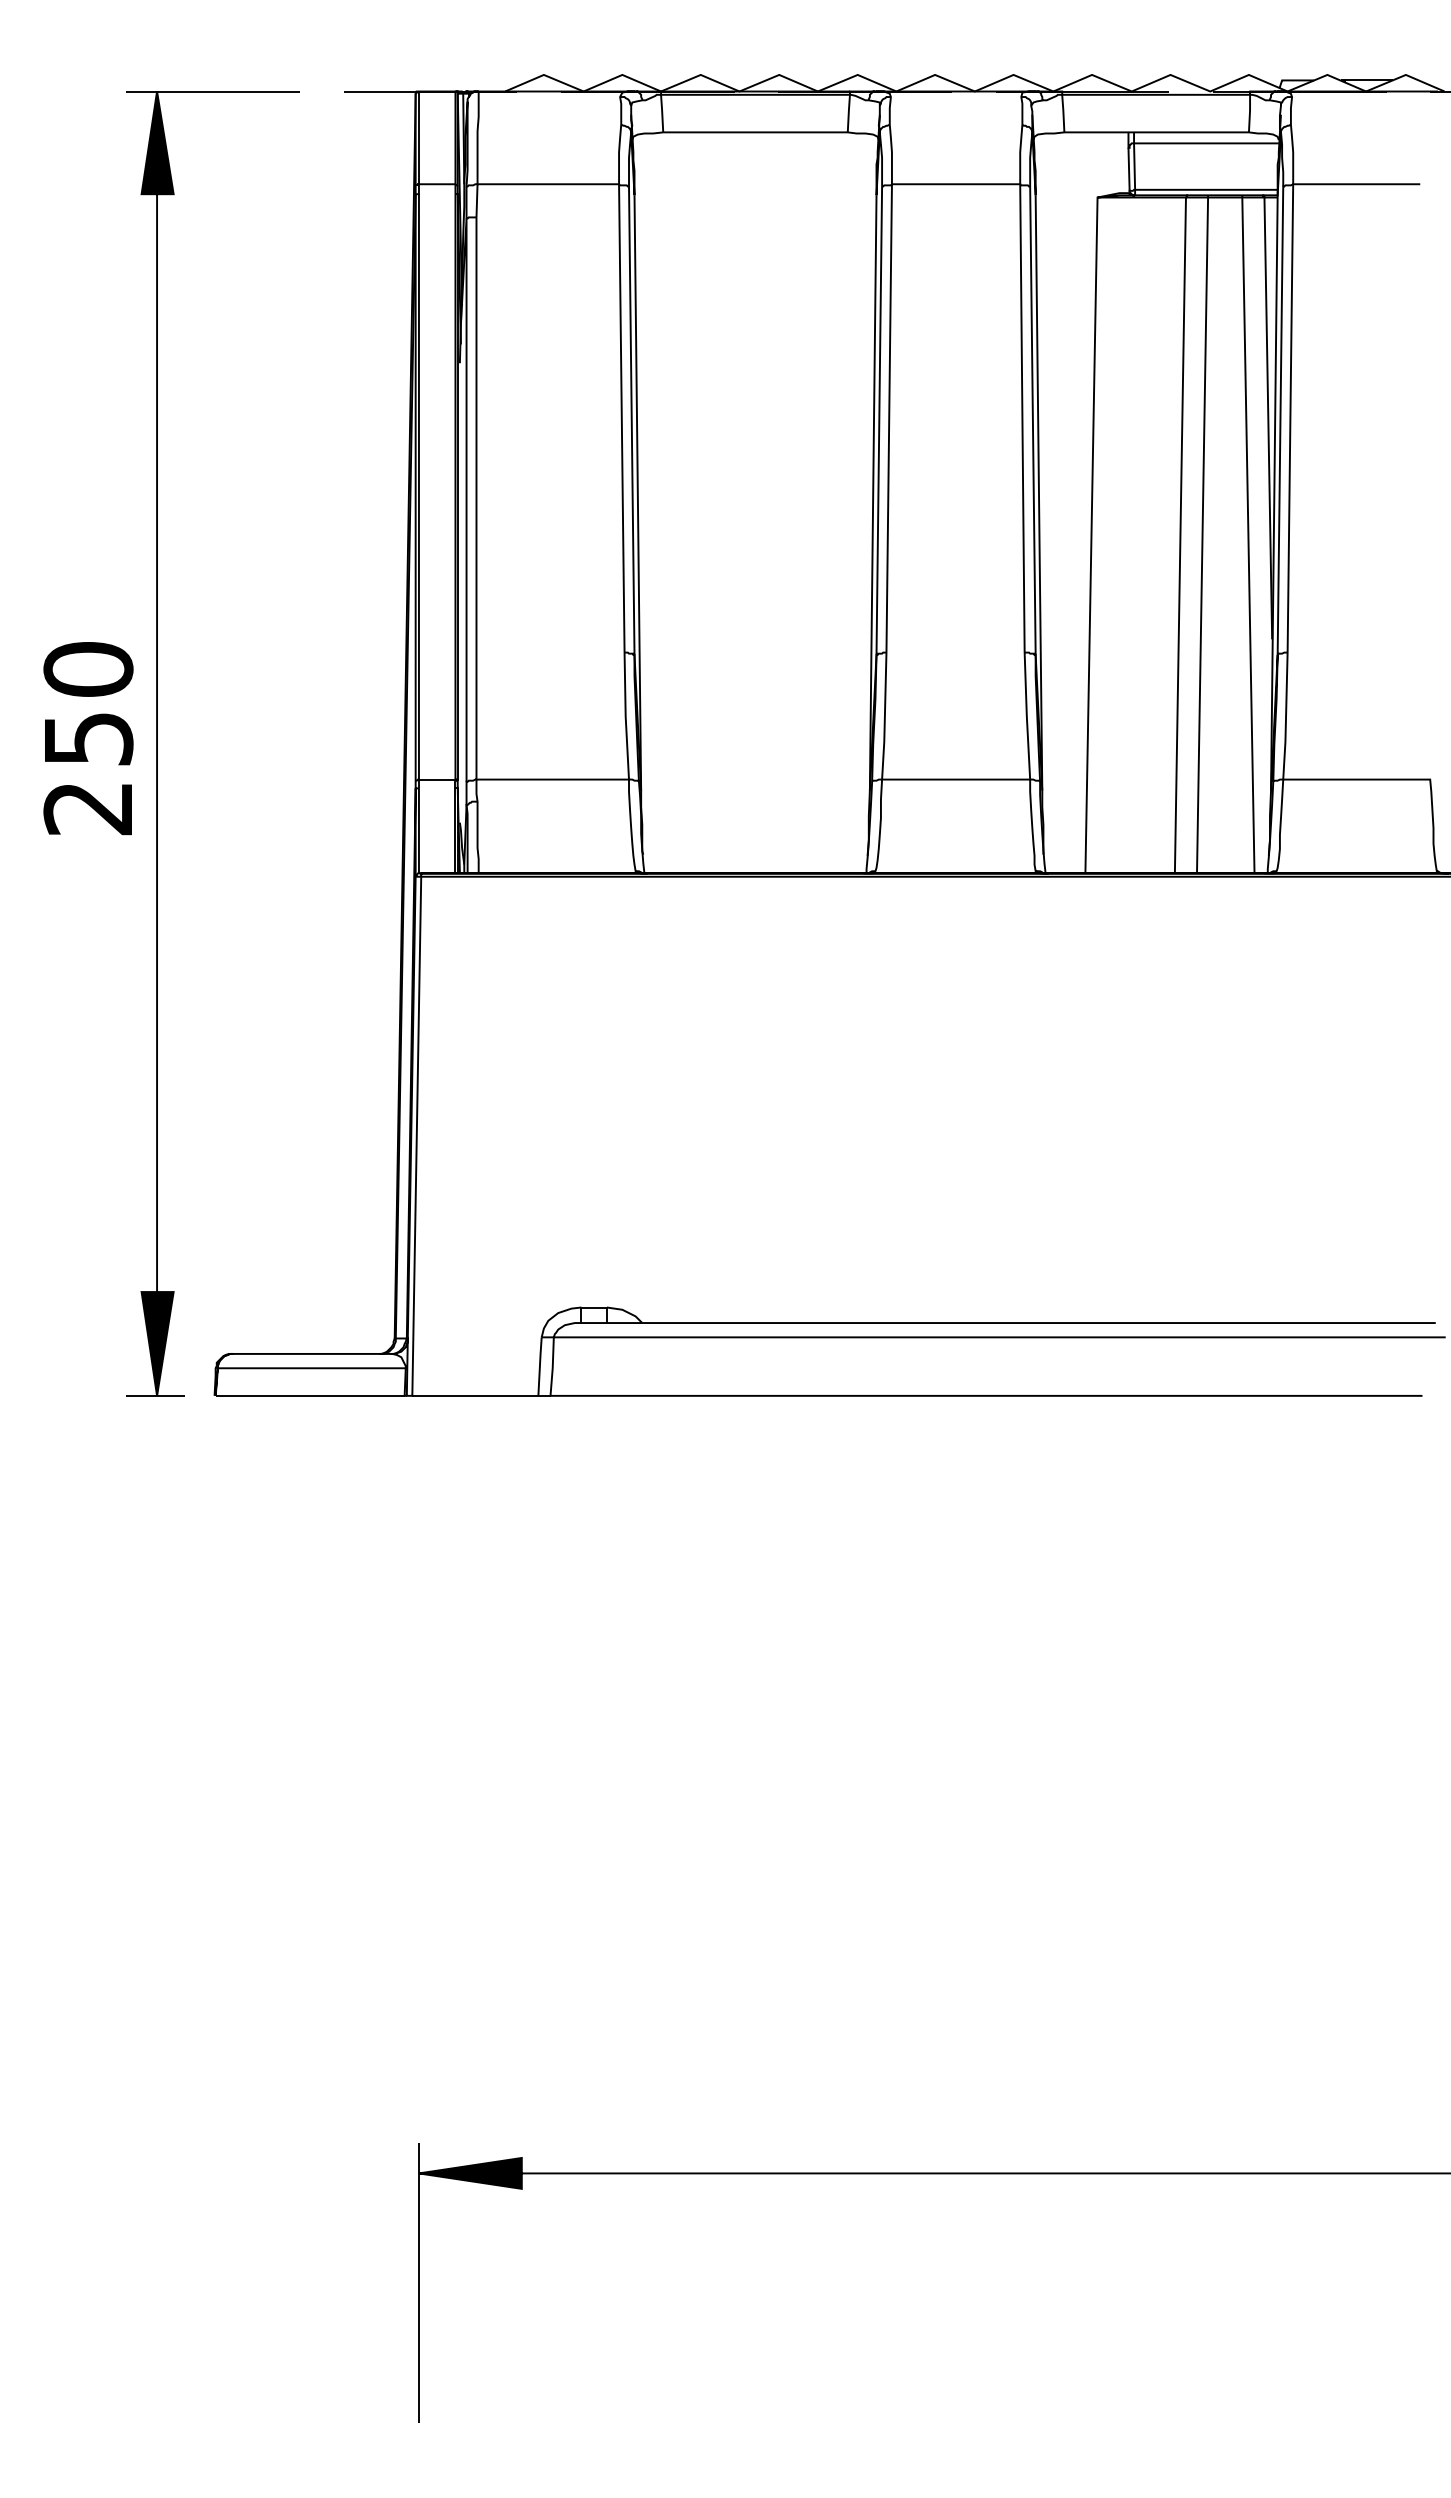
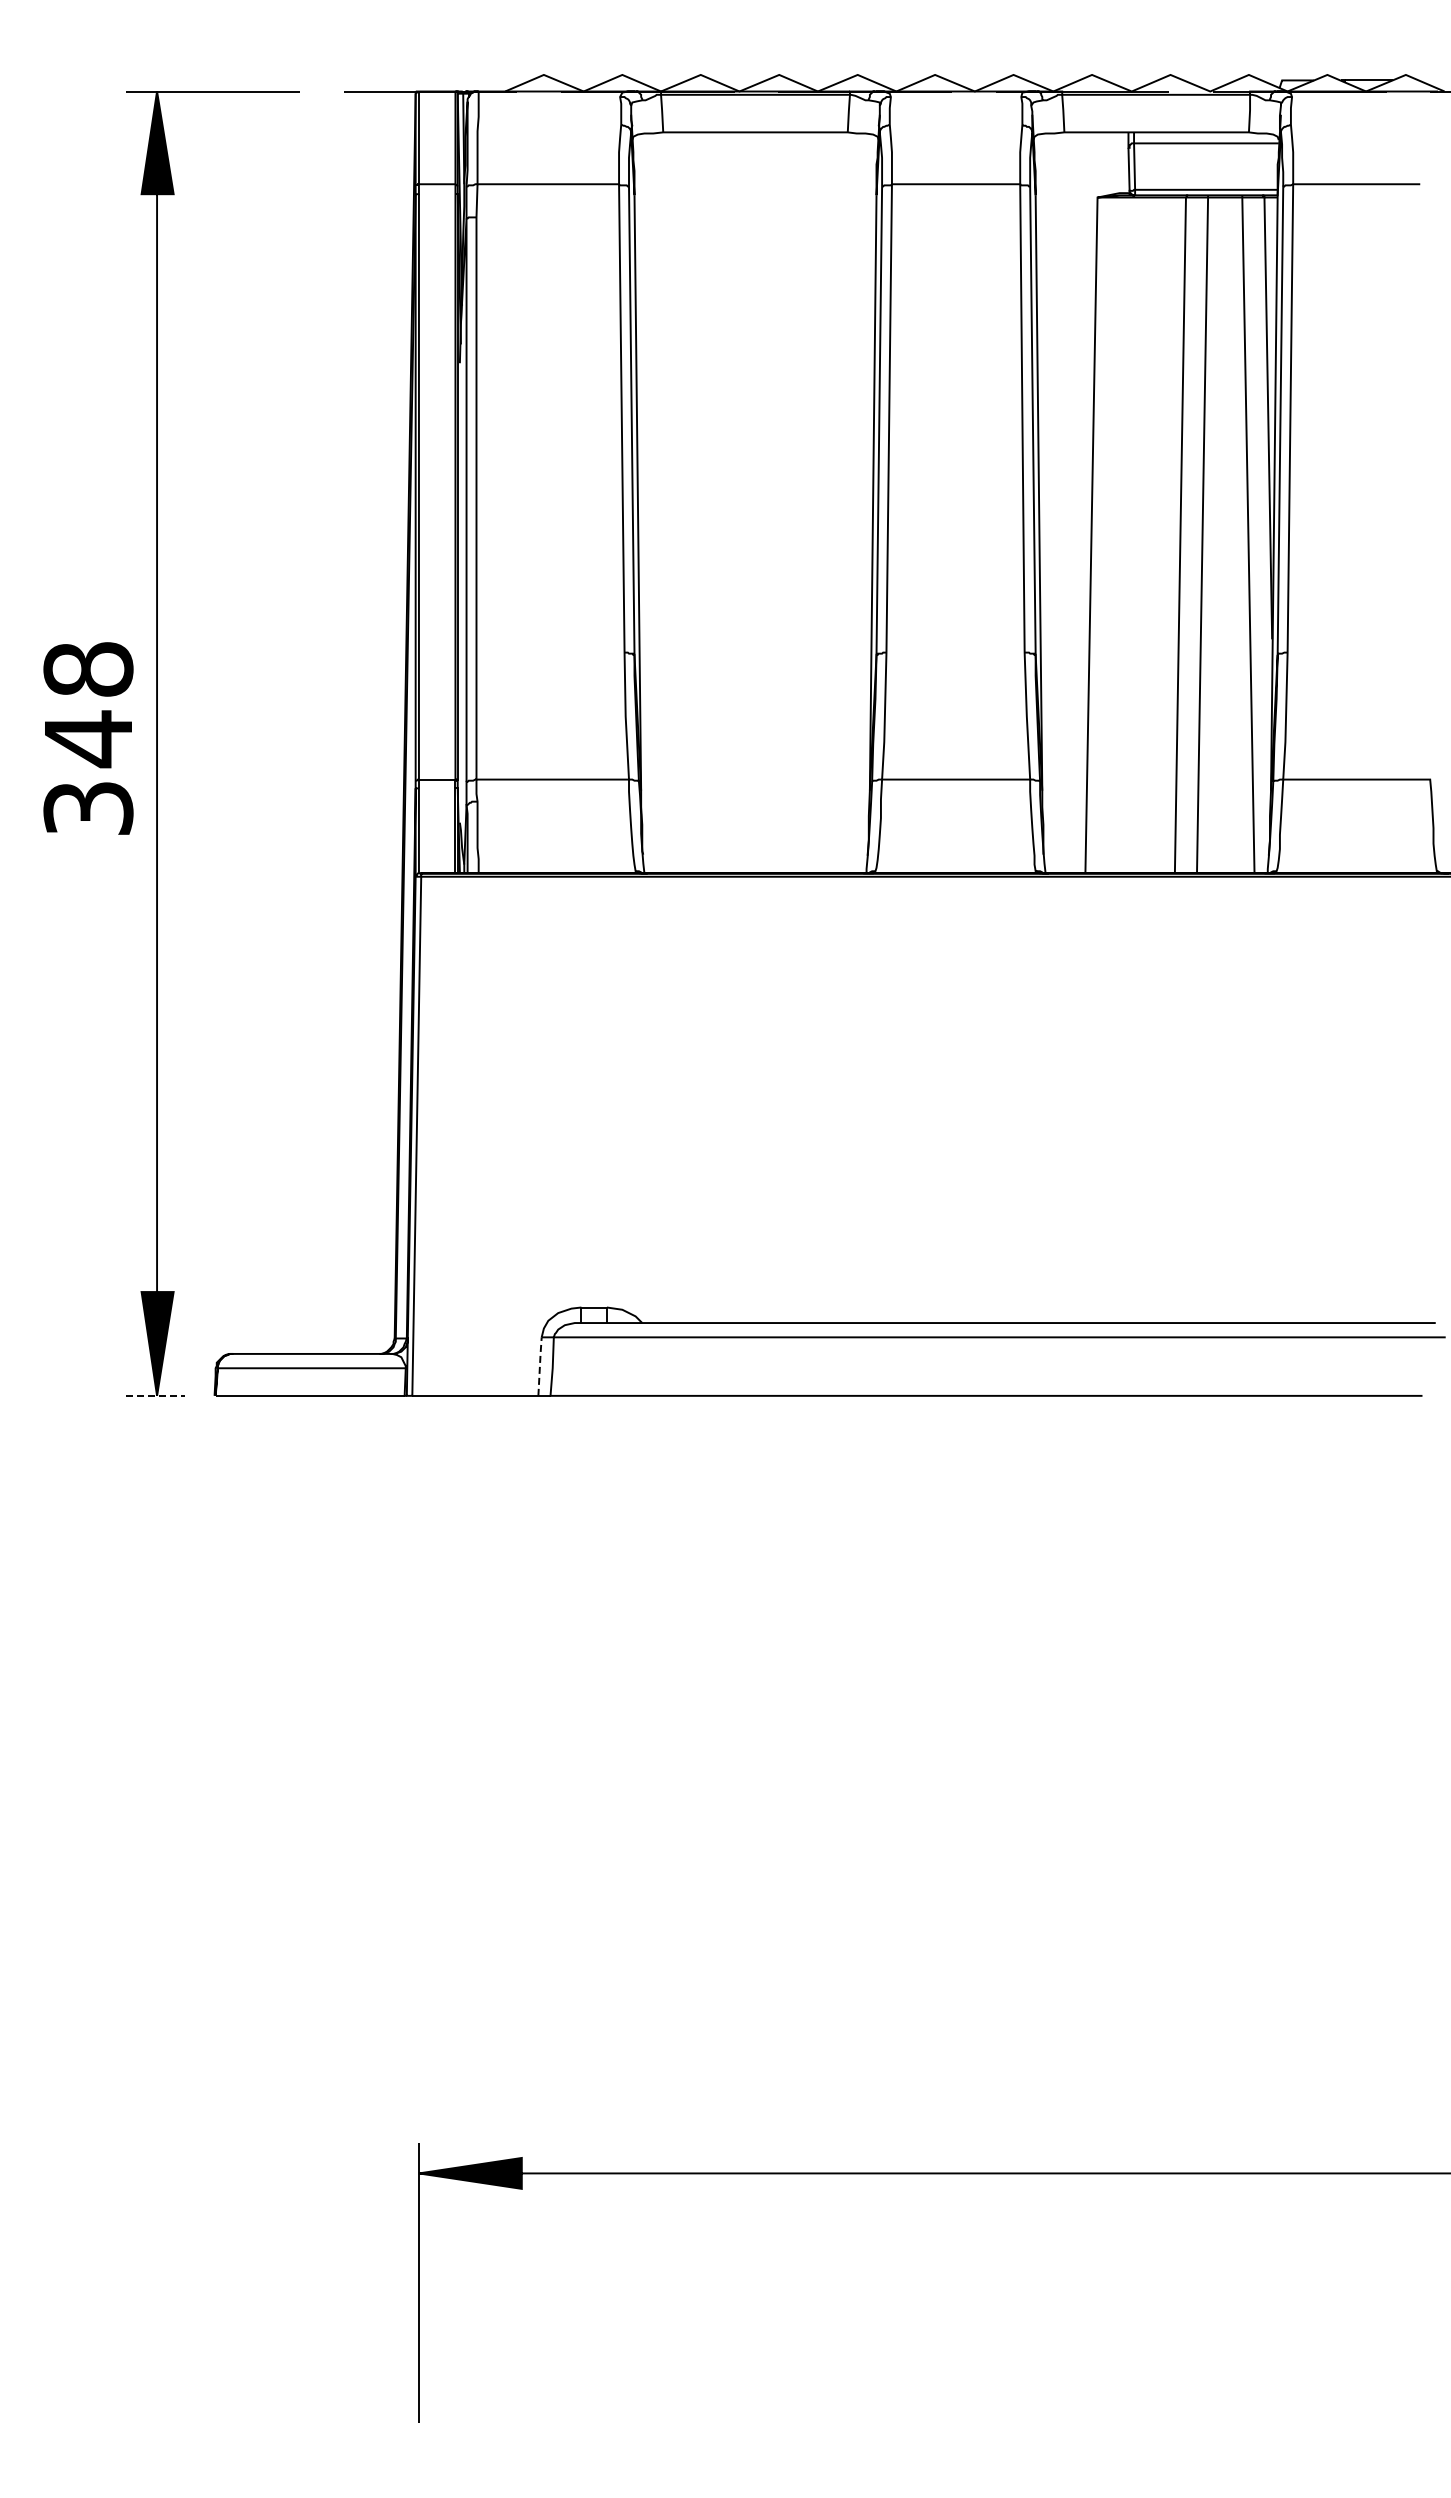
text: 250 -> 348 (88, 738)
line: solid -> dashed (539, 1365)
line: solid -> dashed (155, 1395)
